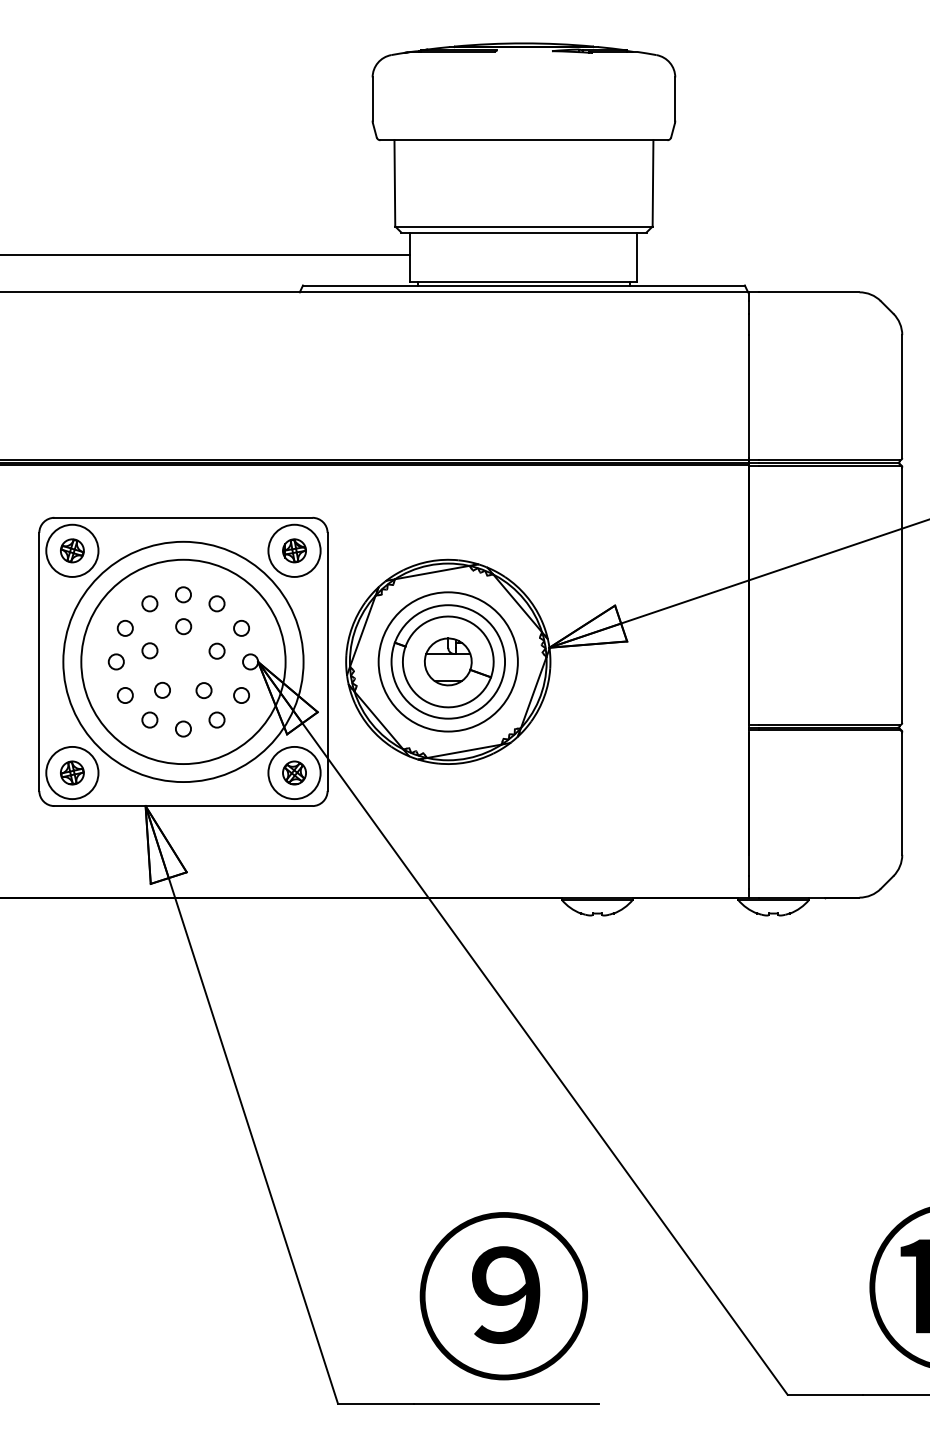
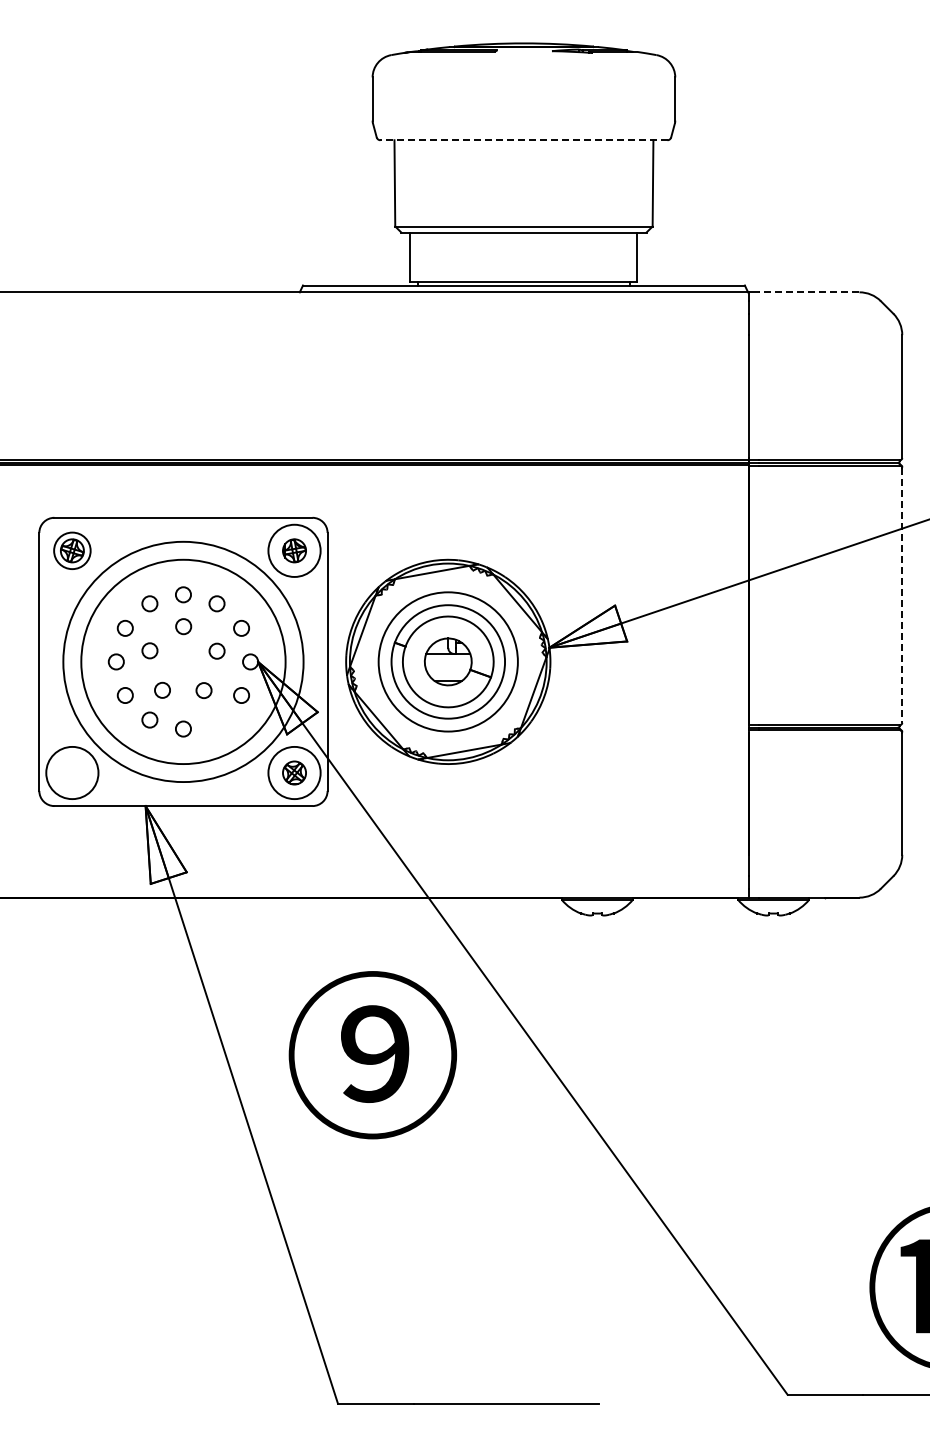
line: solid -> dashed (523, 140)
line: present -> none (206, 255)
line: solid -> dashed (808, 292)
circle diameter: 52 px -> 37 px (72, 550)
line: solid -> dashed (902, 595)
circle: present -> none (216, 719)
part: present -> none (72, 772)
text position: (503, 1296) -> (372, 1055) (372, 1055)
